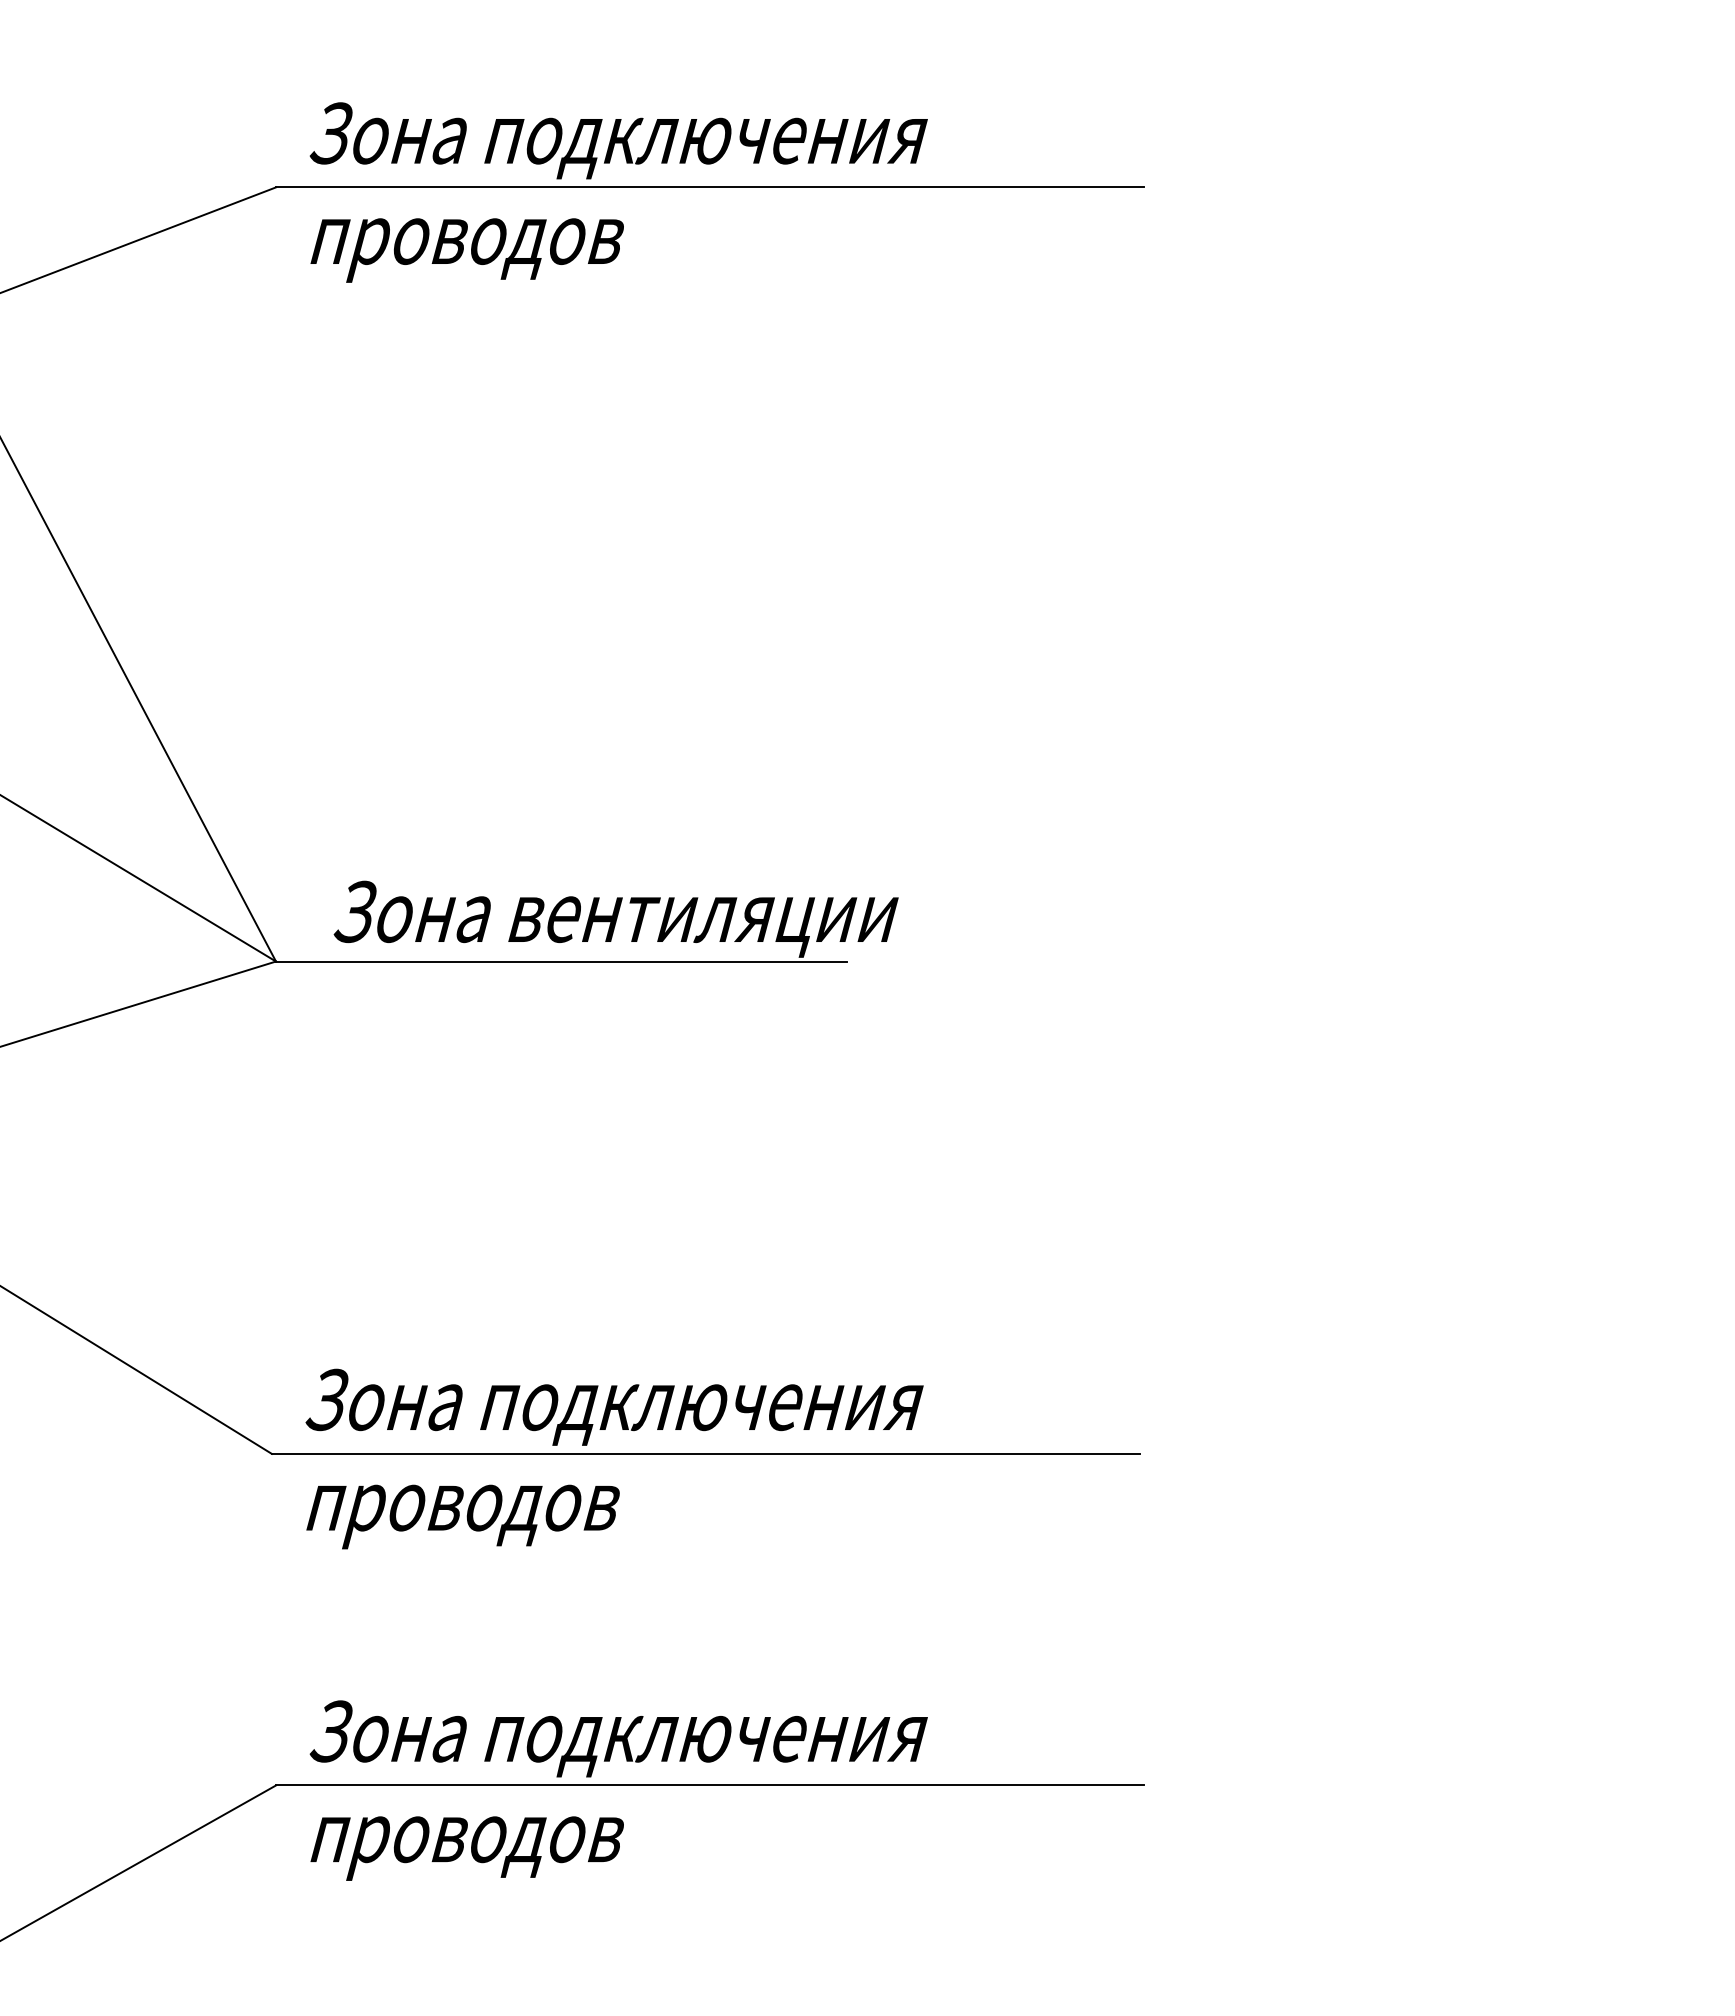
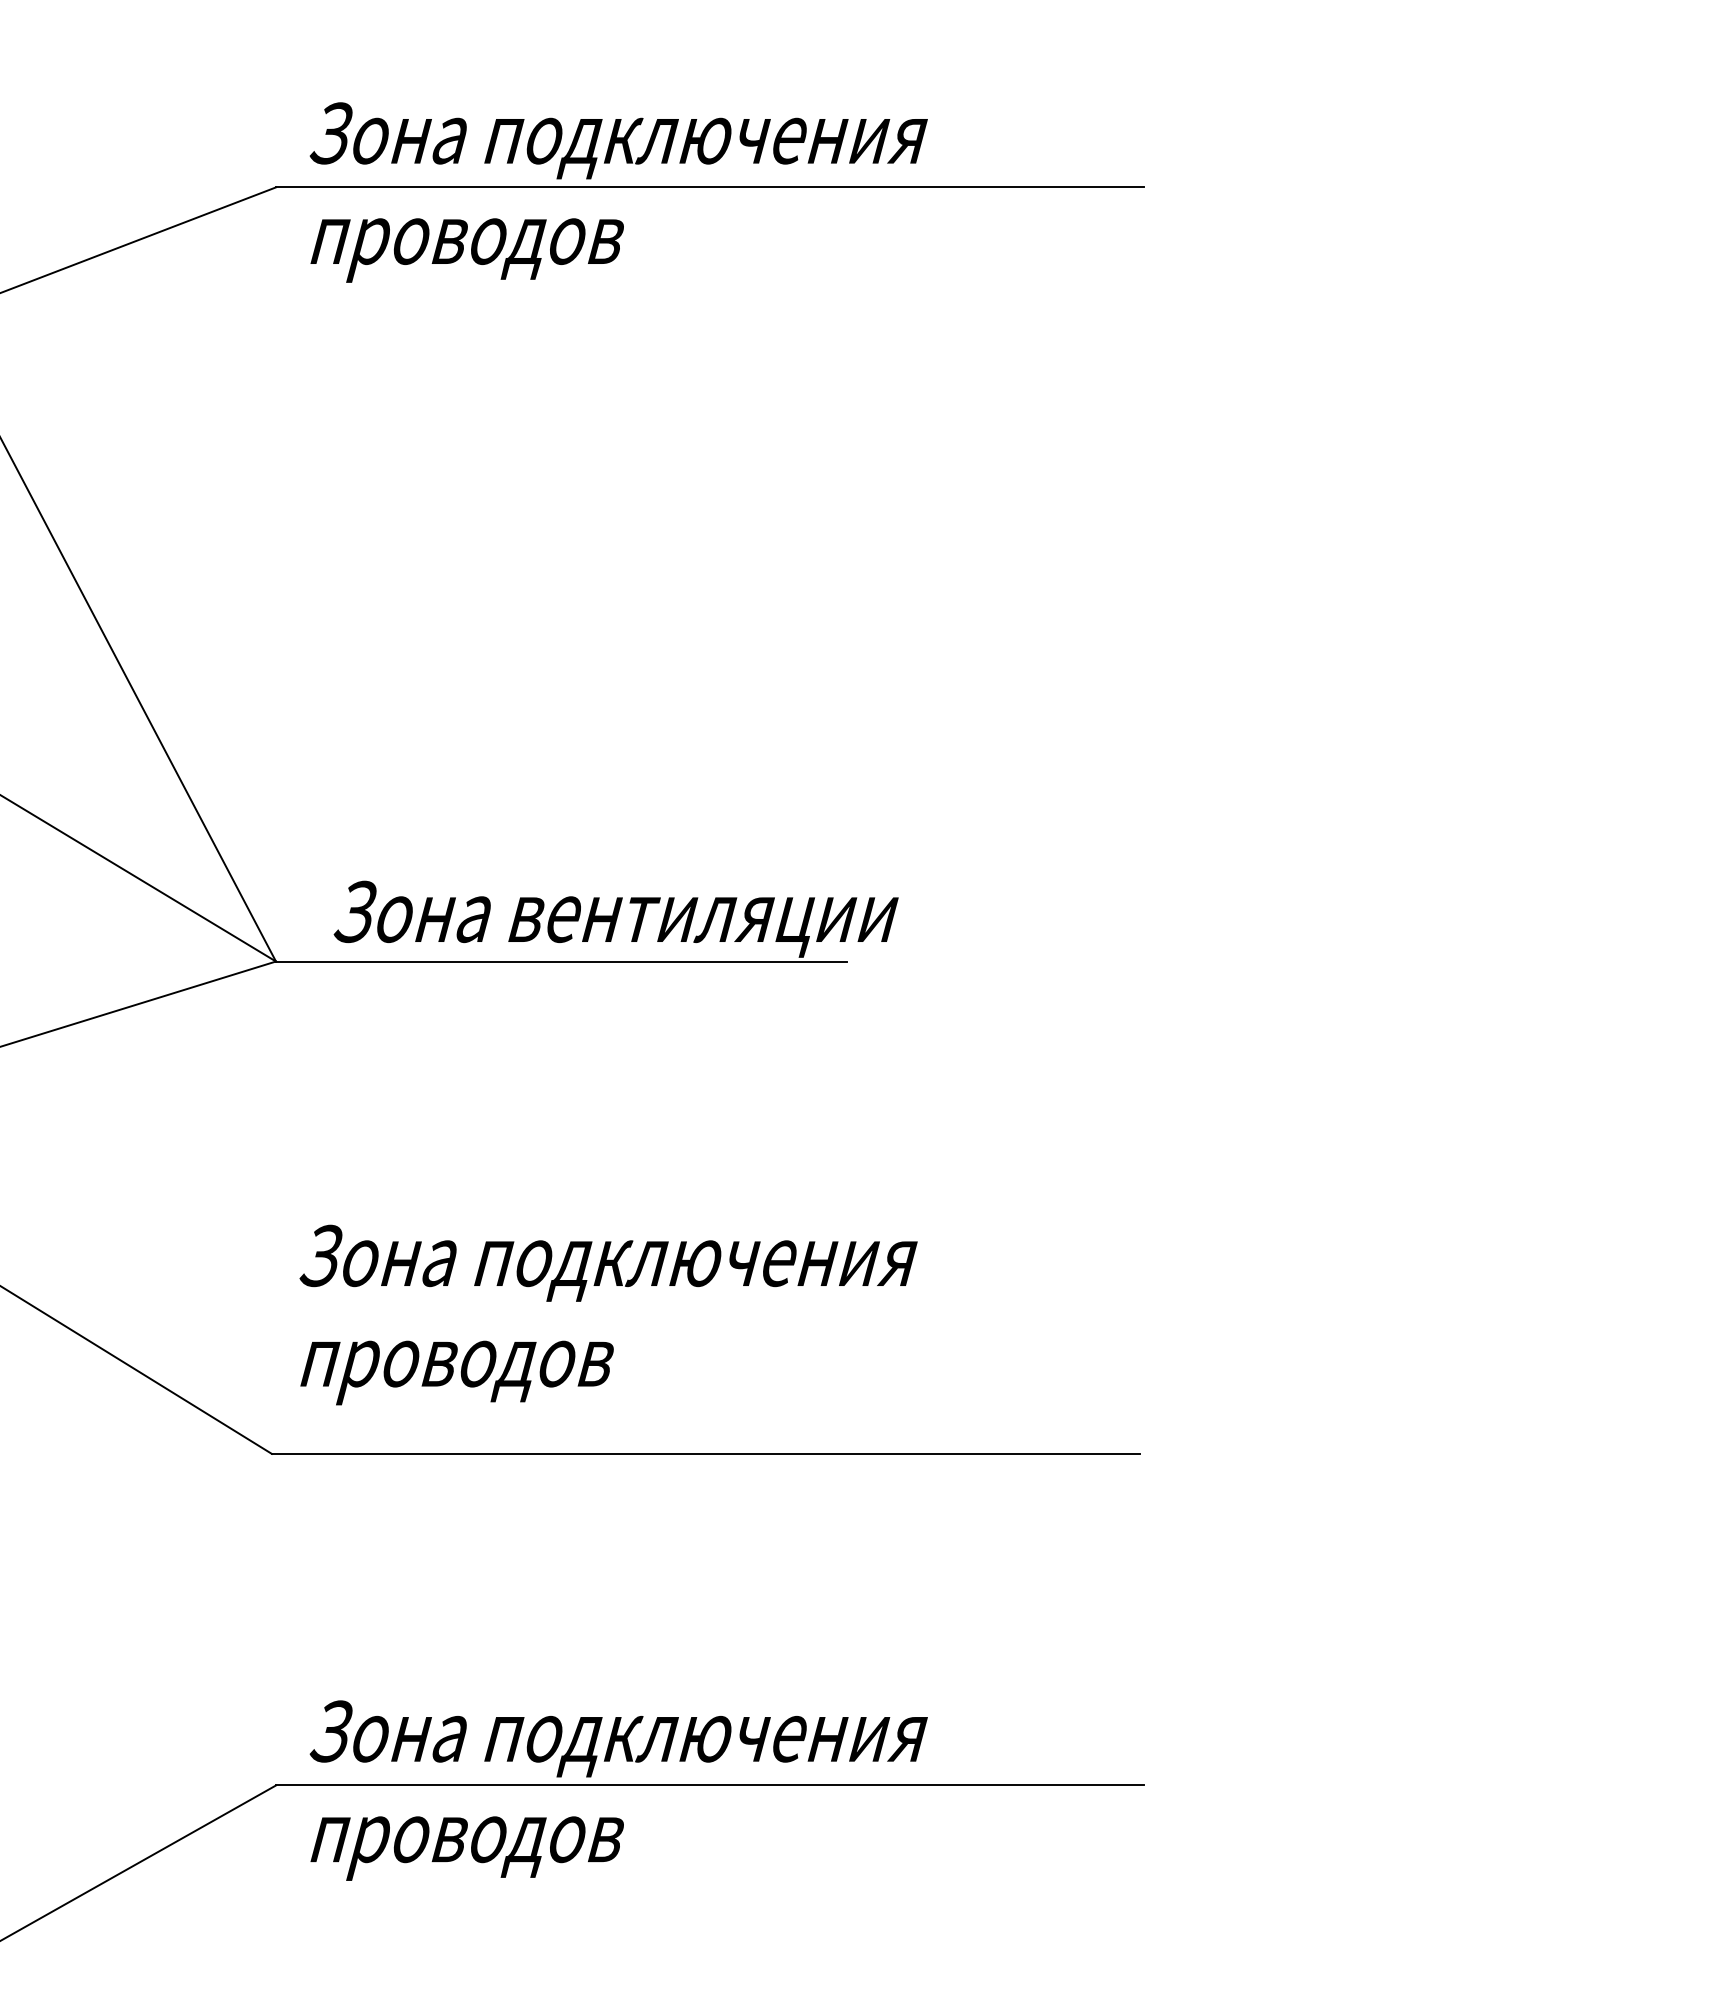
text position: (614, 1458) -> (608, 1314) (608, 1314)
